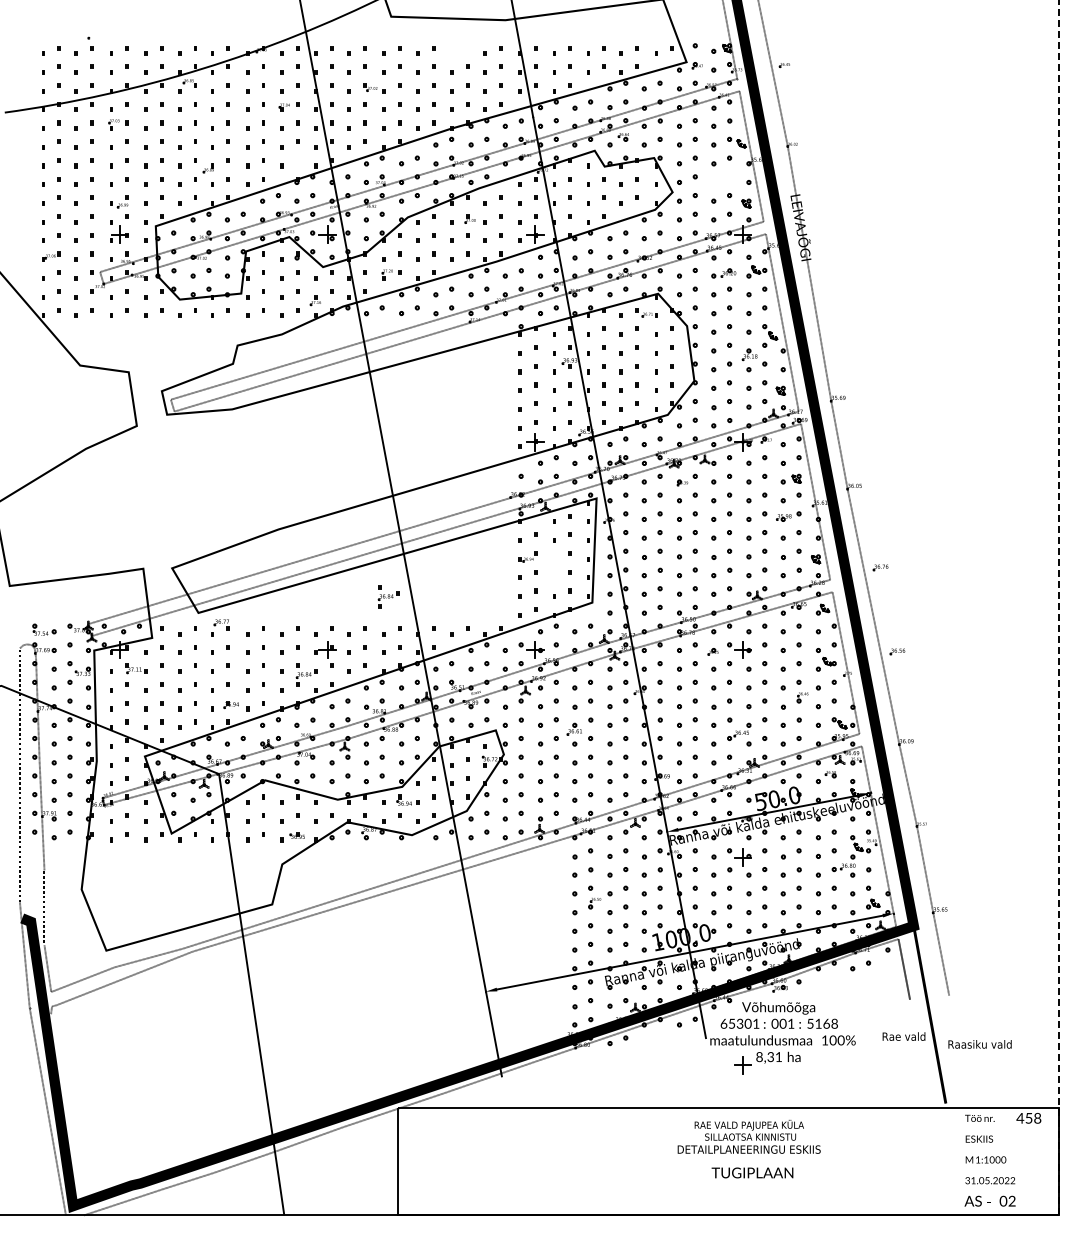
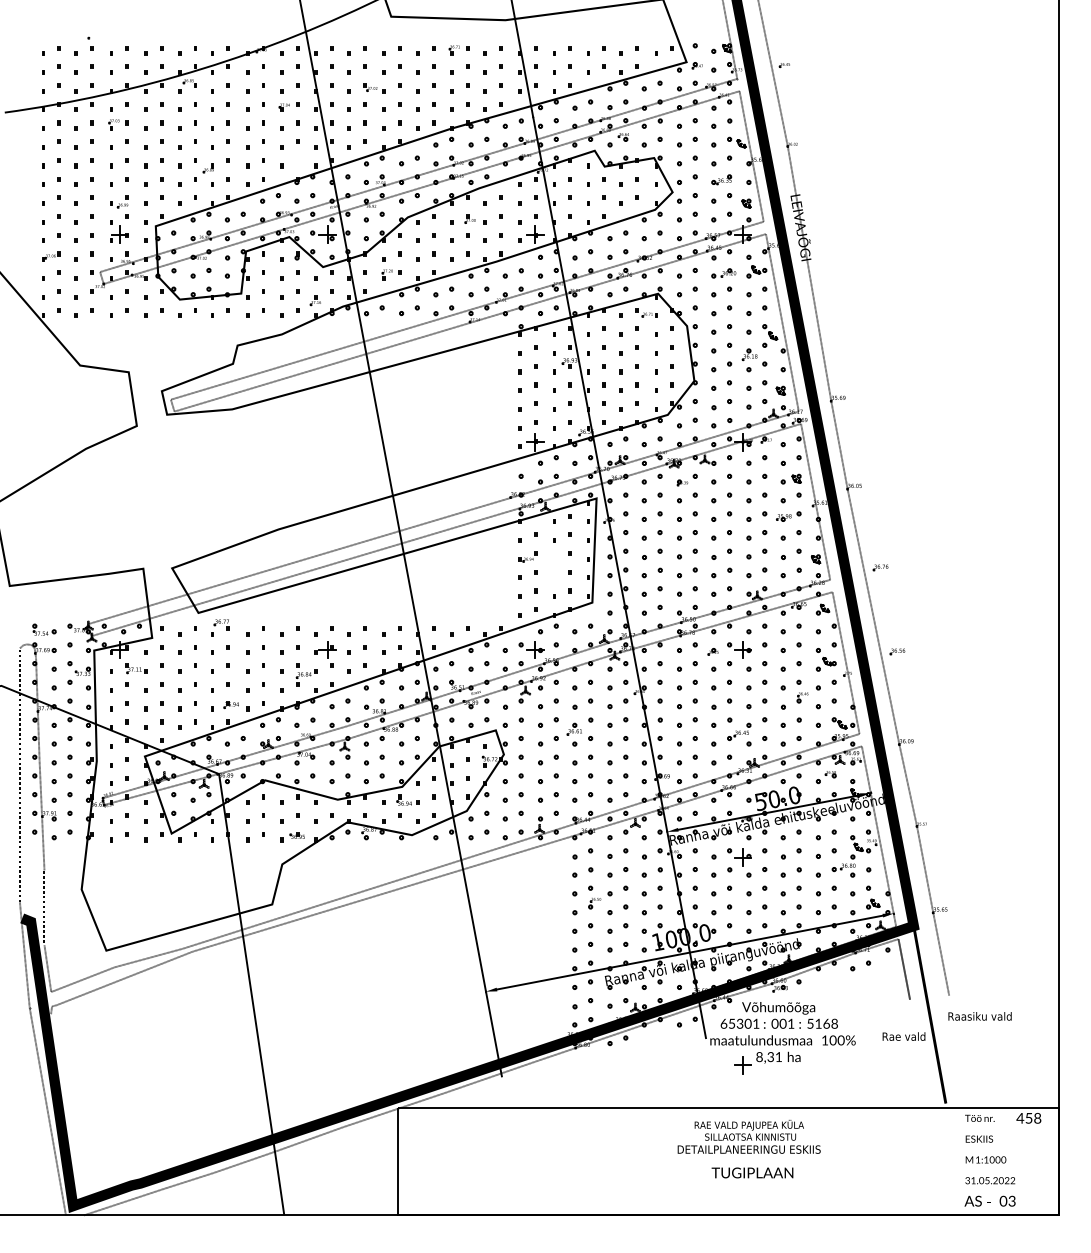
part: none -> present (458, 50)
part: none -> present (721, 179)
part: present -> none (388, 596)
line: dashed -> solid (1058, 607)
text position: (979, 1044) -> (979, 1016) (979, 1016)
text: 02 -> 03 (1011, 1202)
